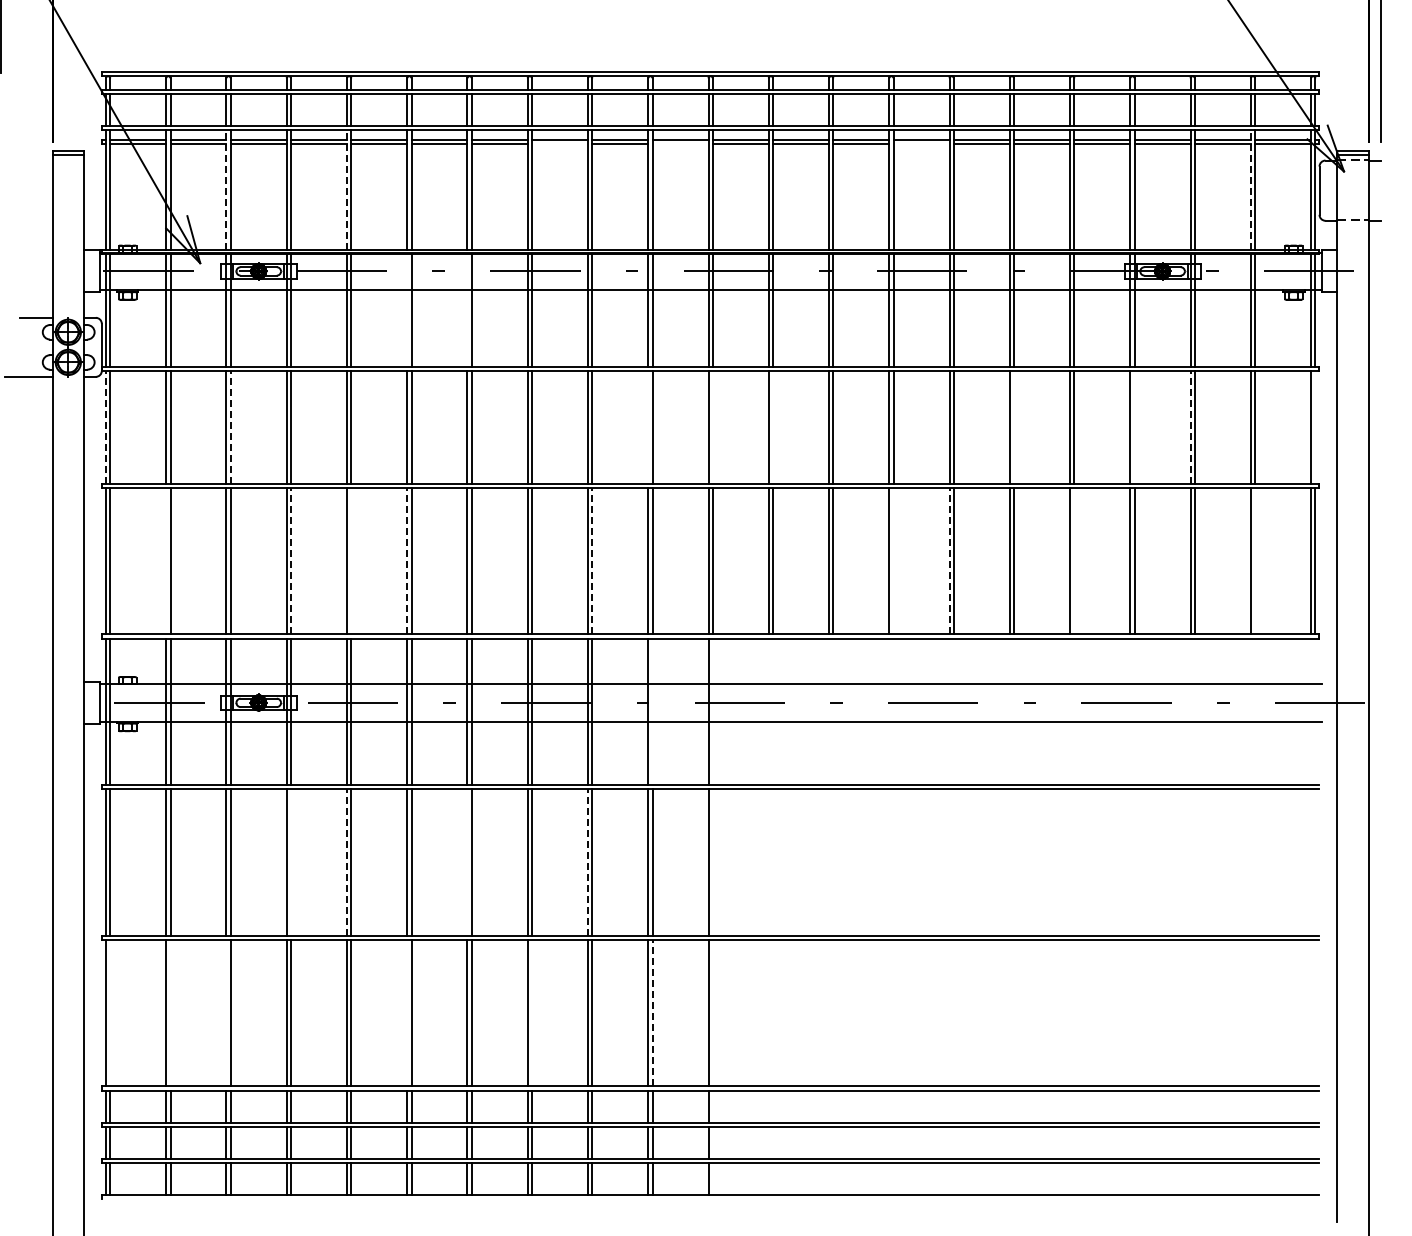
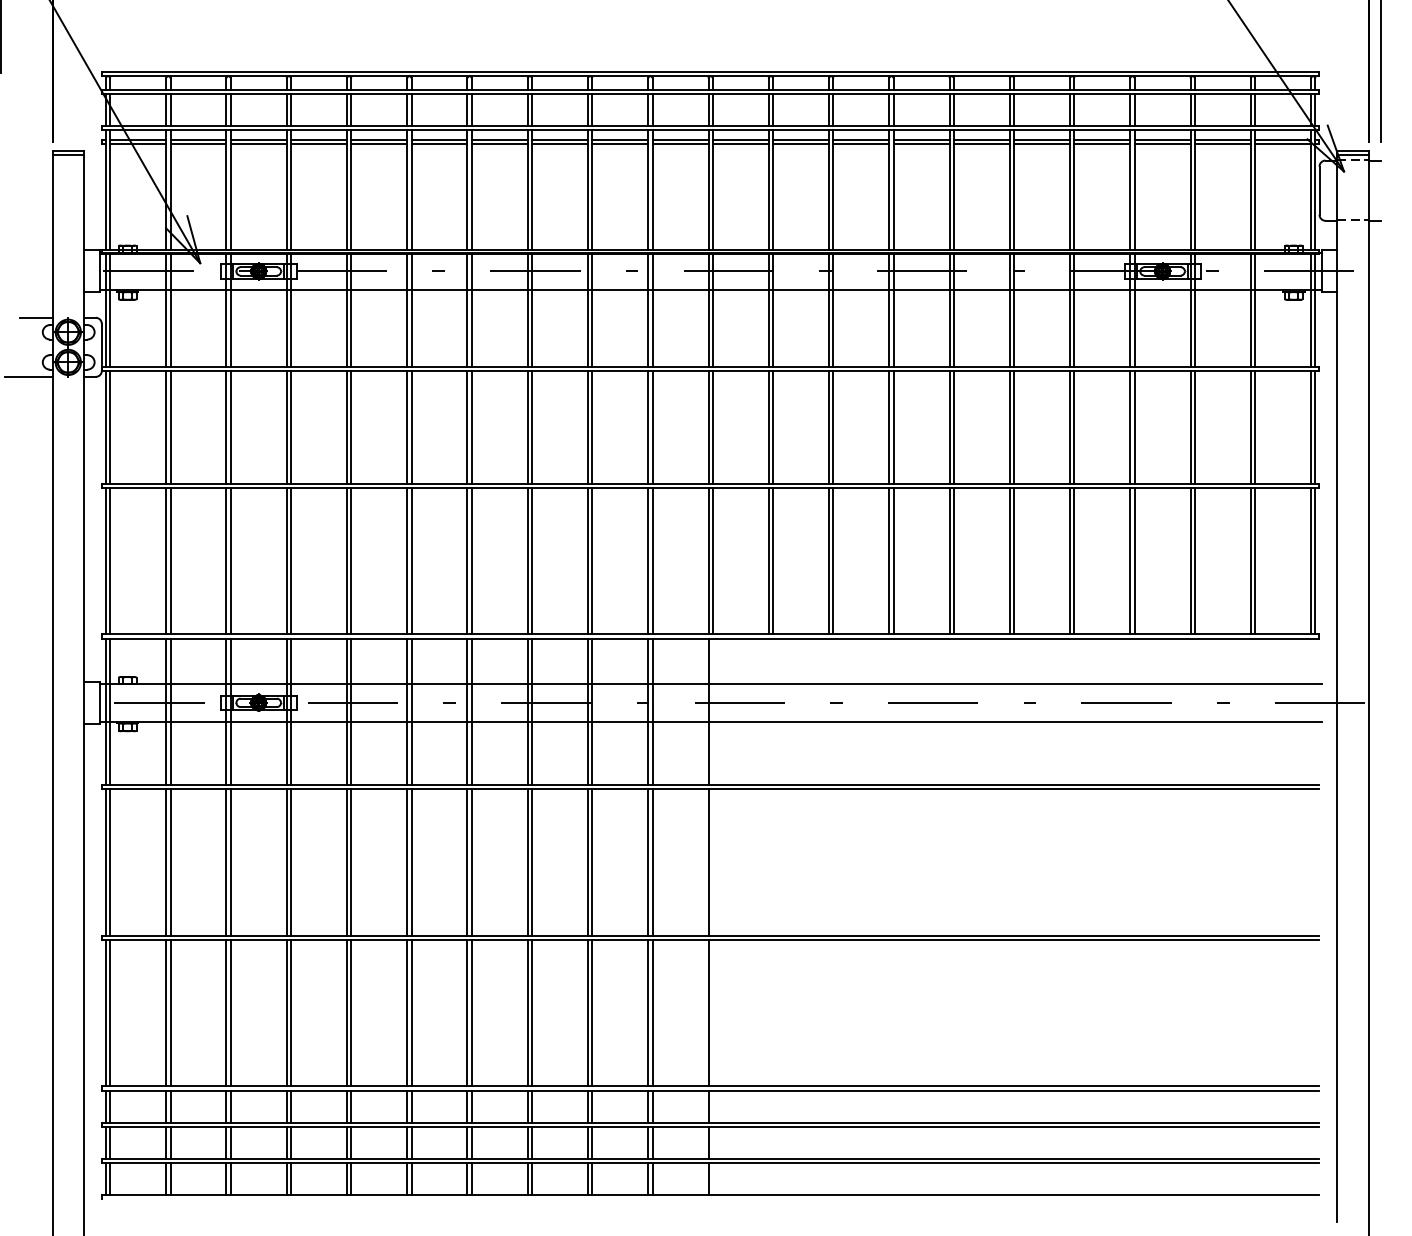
line: none -> present (559, 144)
line: none -> present (680, 144)
line: none -> present (921, 144)
line: dashed -> solid (226, 190)
line: dashed -> solid (346, 190)
line: dashed -> solid (1250, 190)
line: none -> present (407, 310)
line: none -> present (467, 310)
line: dashed -> solid (105, 427)
line: dashed -> solid (230, 427)
line: none -> present (648, 427)
line: none -> present (712, 427)
line: none -> present (773, 427)
line: none -> present (1014, 427)
line: none -> present (1134, 427)
line: dashed -> solid (1190, 427)
line: none -> present (1315, 427)
line: dashed -> solid (291, 560)
line: dashed -> solid (407, 560)
line: dashed -> solid (592, 560)
line: dashed -> solid (949, 560)
line: none -> present (166, 561)
line: none -> present (351, 561)
line: none -> present (893, 561)
line: none -> present (1074, 561)
line: none -> present (1255, 561)
line: none -> present (652, 711)
line: none -> present (291, 862)
line: dashed -> solid (346, 862)
line: none -> present (467, 862)
line: dashed -> solid (587, 862)
line: dashed -> solid (652, 1012)
line: none -> present (110, 1013)
line: none -> present (170, 1013)
line: none -> present (226, 1013)
line: none -> present (407, 1013)
line: none -> present (532, 1013)
